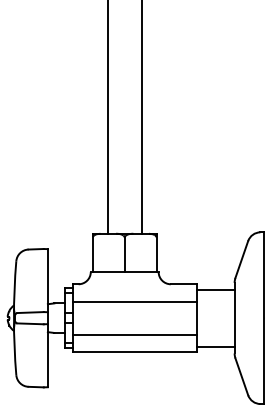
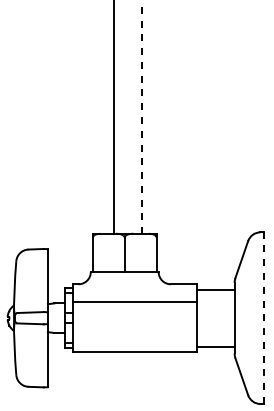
line position: (107, 117) -> (113, 117) (113, 117)
line: solid -> dashed (141, 117)
line: solid -> dashed (264, 318)
line: present -> none (134, 334)
